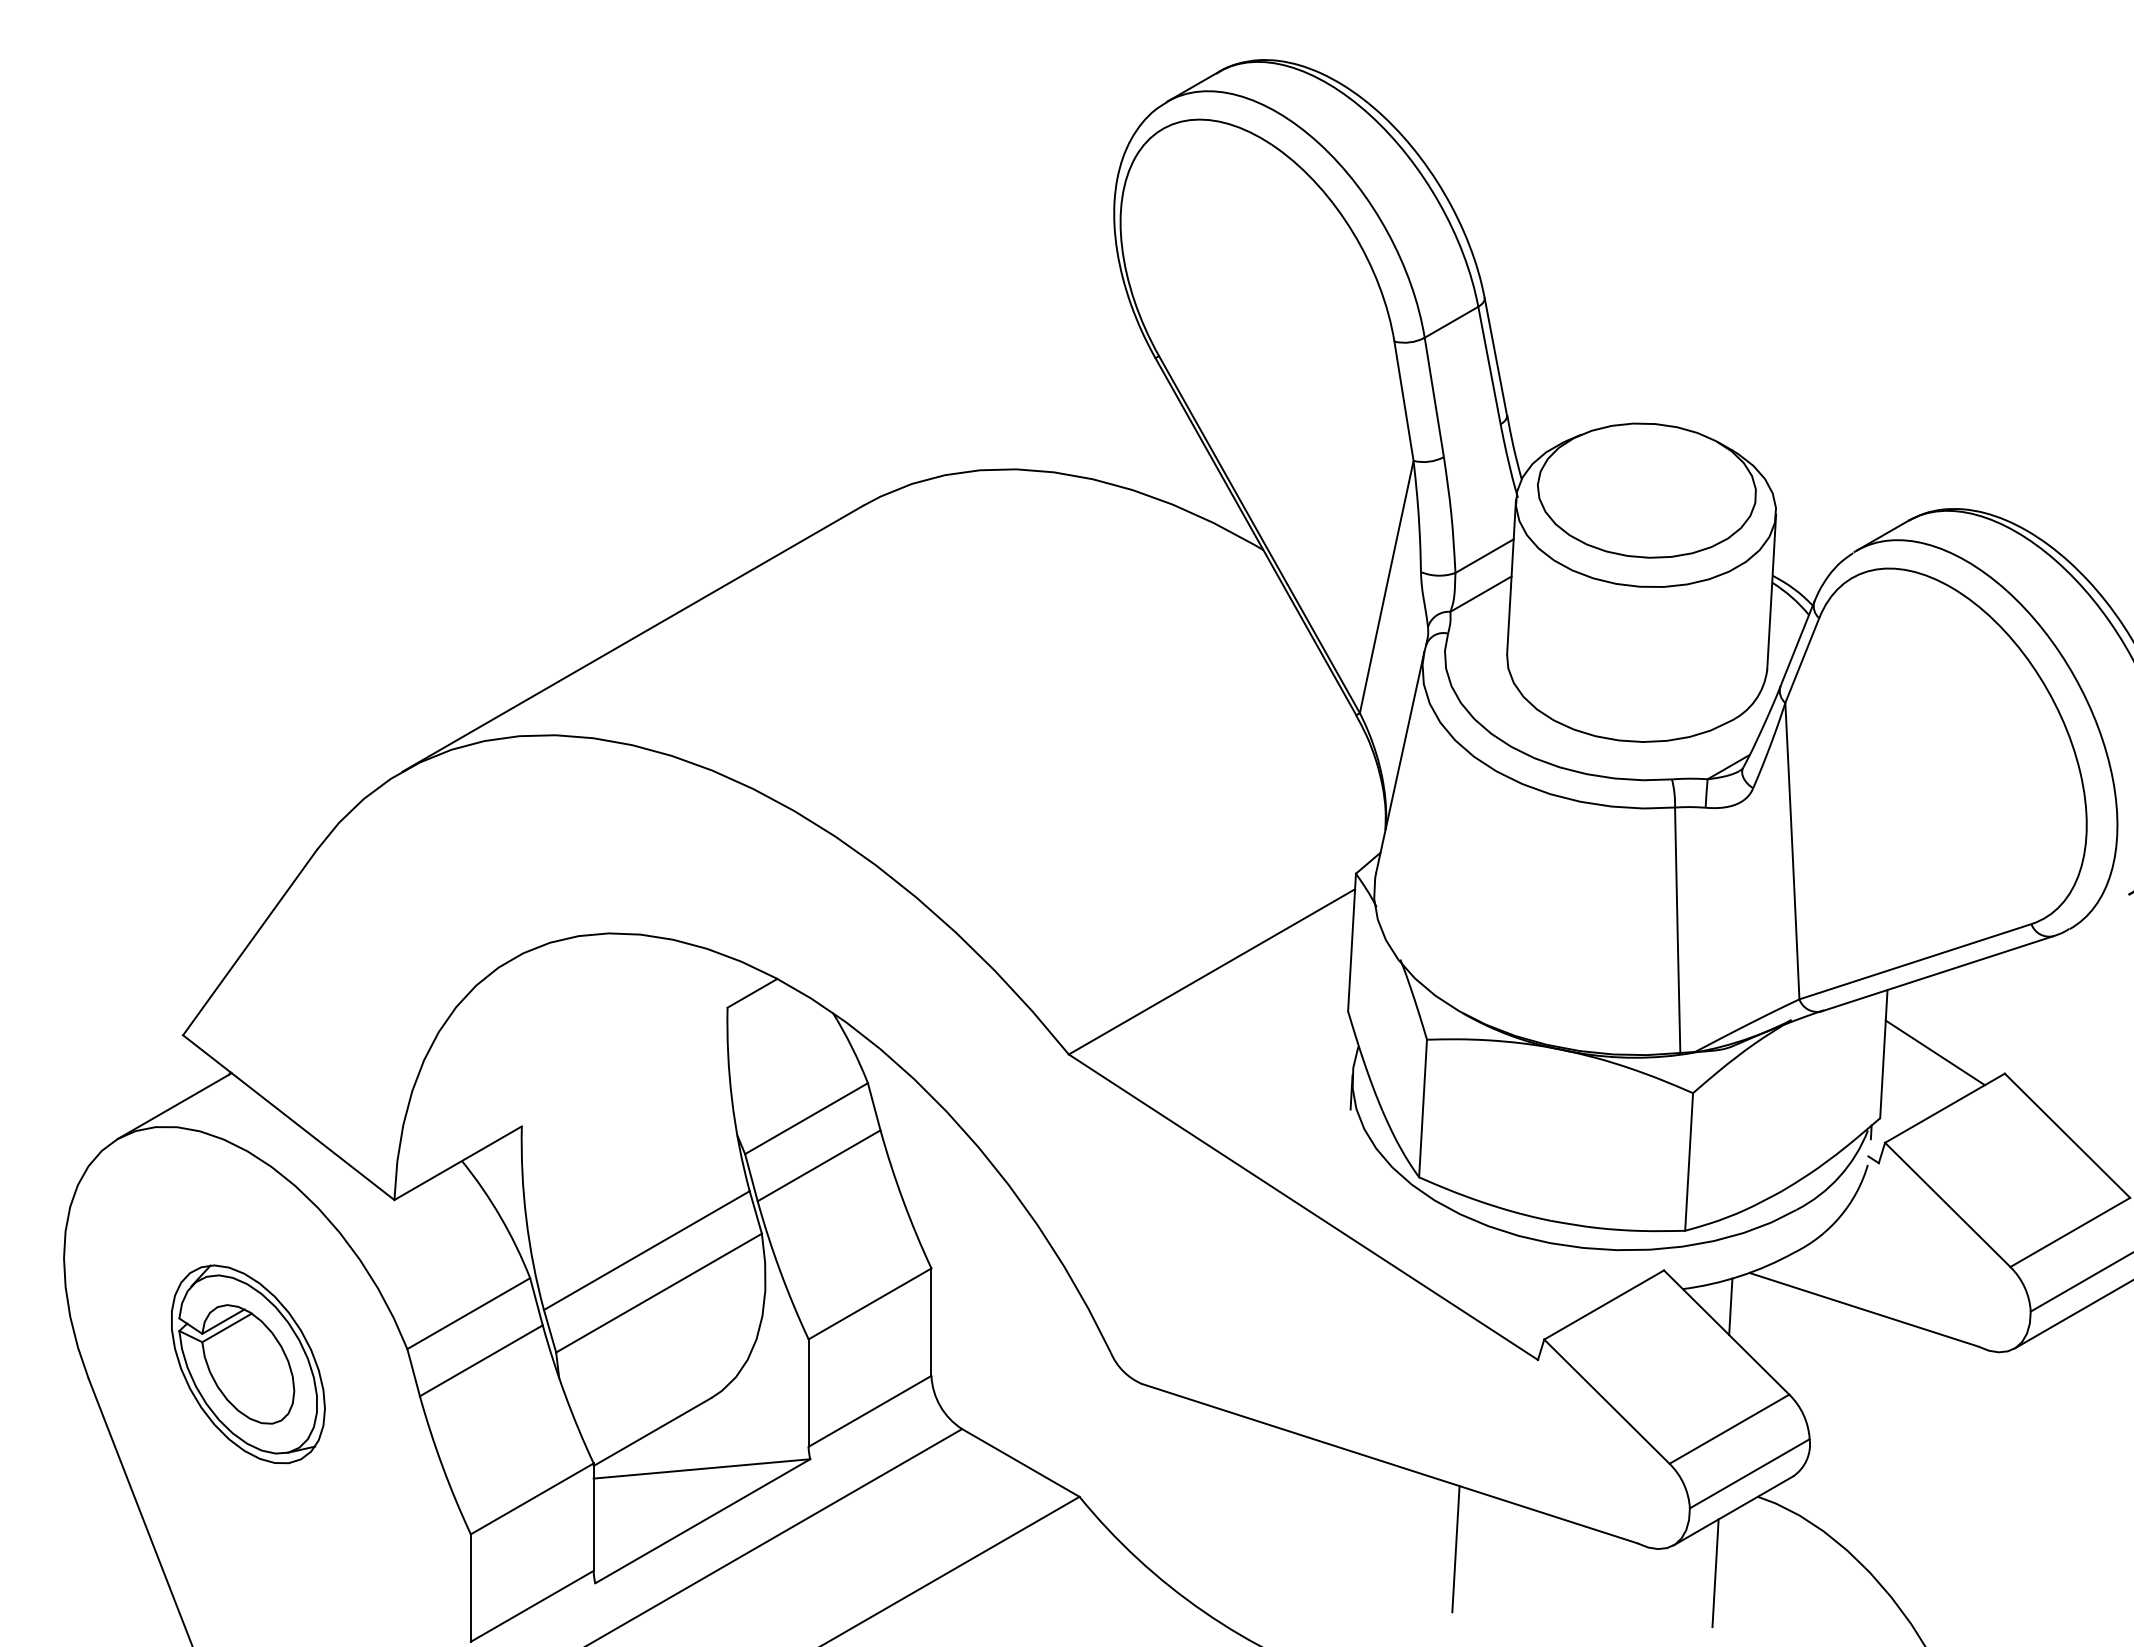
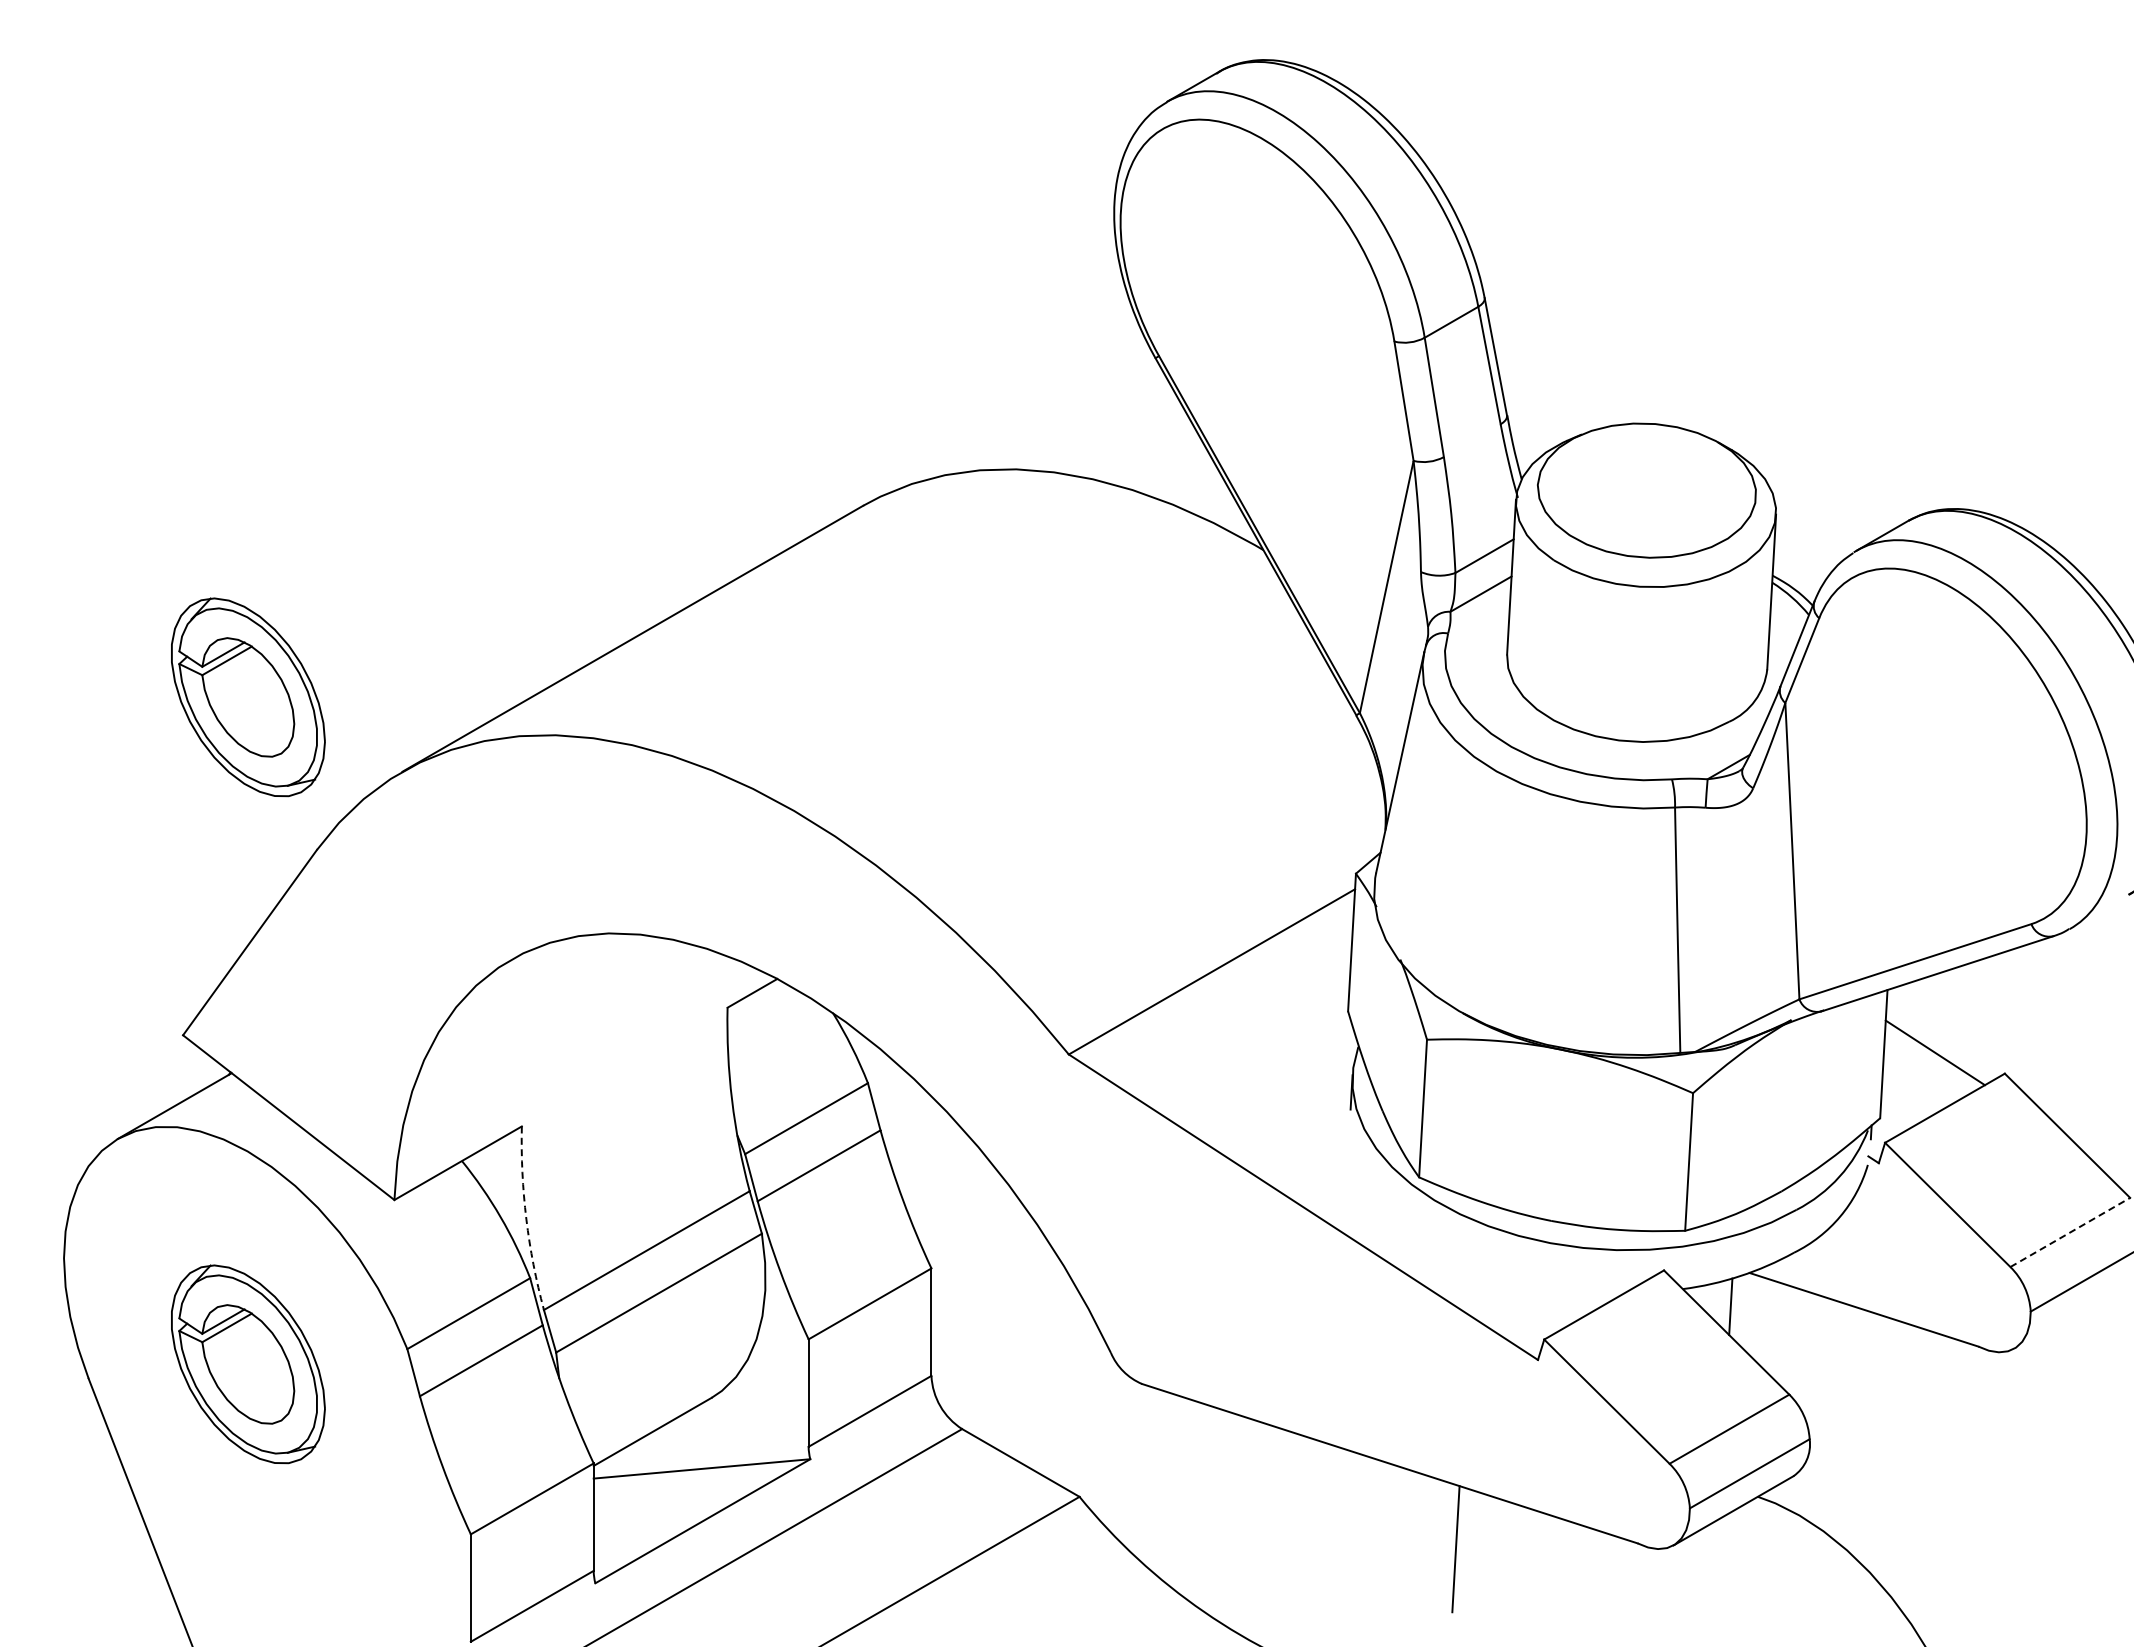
part: none -> present (248, 697)
arc: solid -> dashed (526, 1219)
line: solid -> dashed (2070, 1232)
line: present -> none (2072, 1314)
line: present -> none (1715, 1573)
